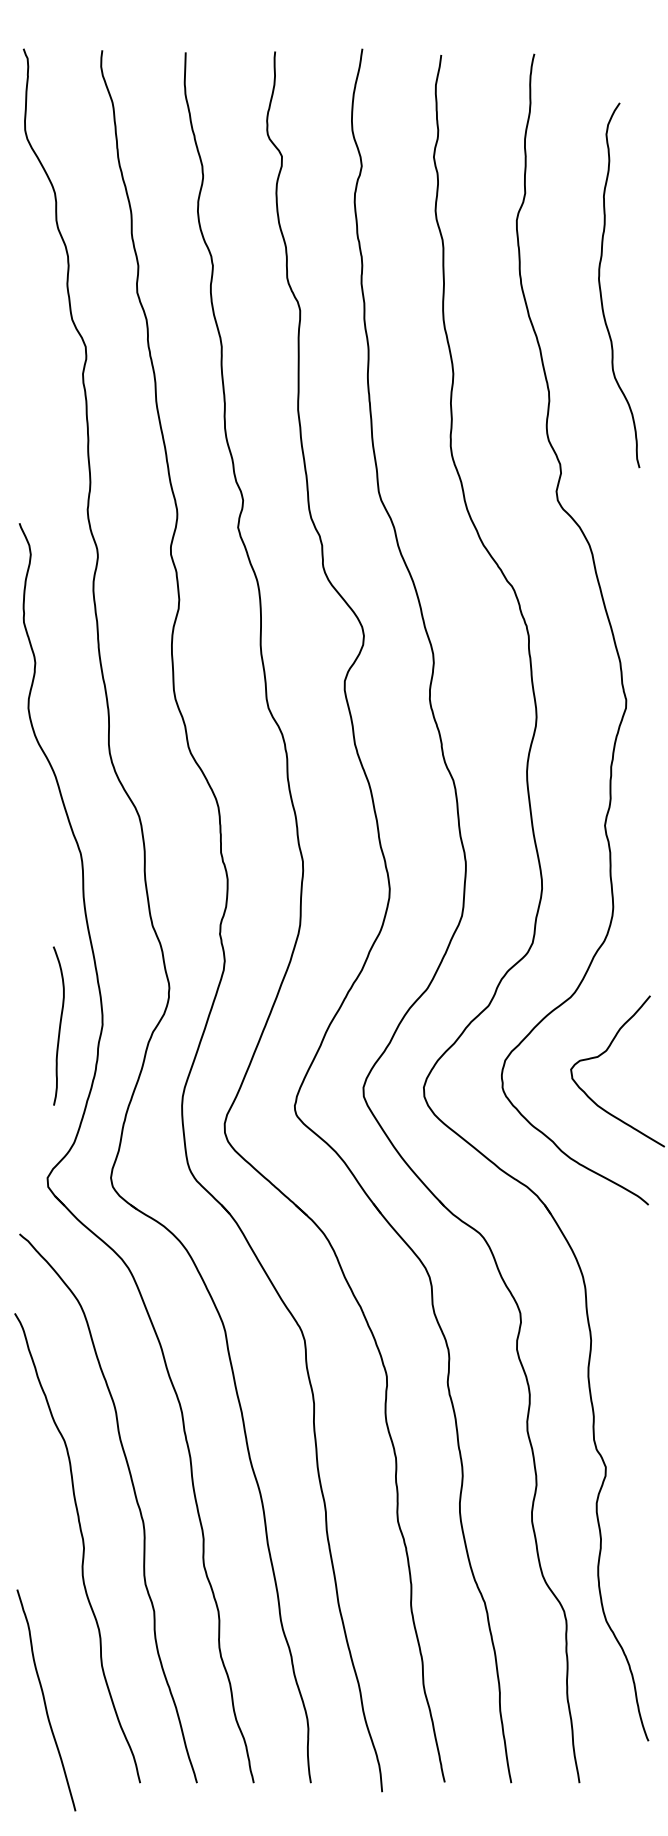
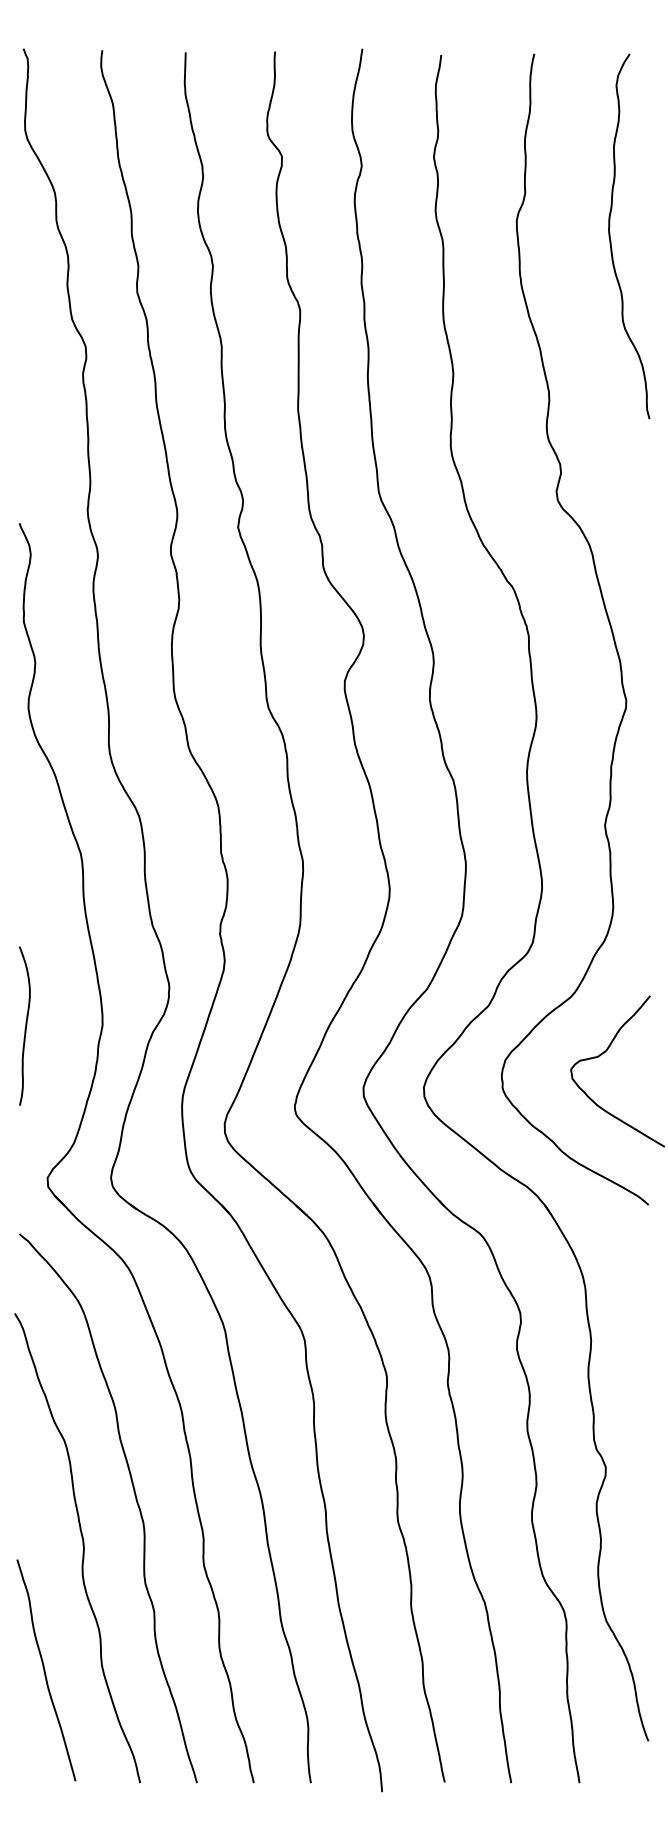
curve position: (601, 289) -> (611, 240) (611, 240)
curve position: (59, 1025) -> (25, 1025) (25, 1025)
curve position: (45, 1700) -> (45, 1670) (45, 1670)
